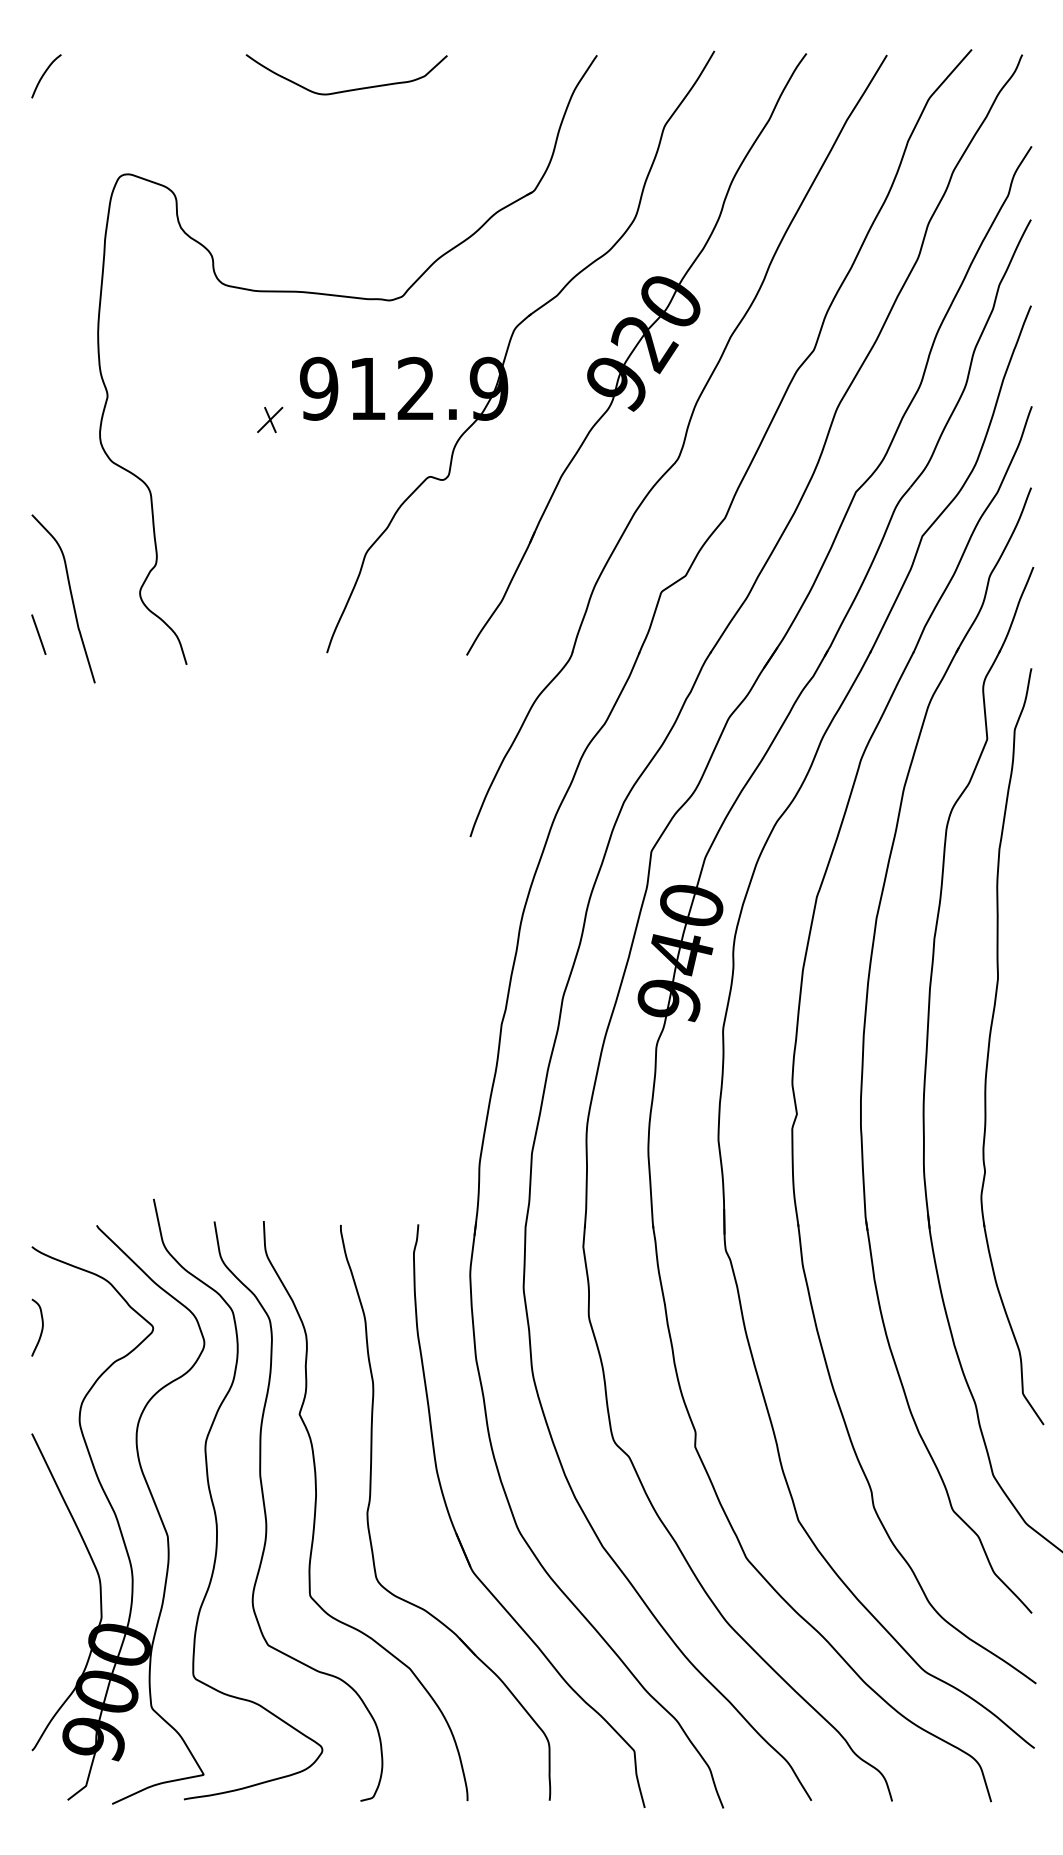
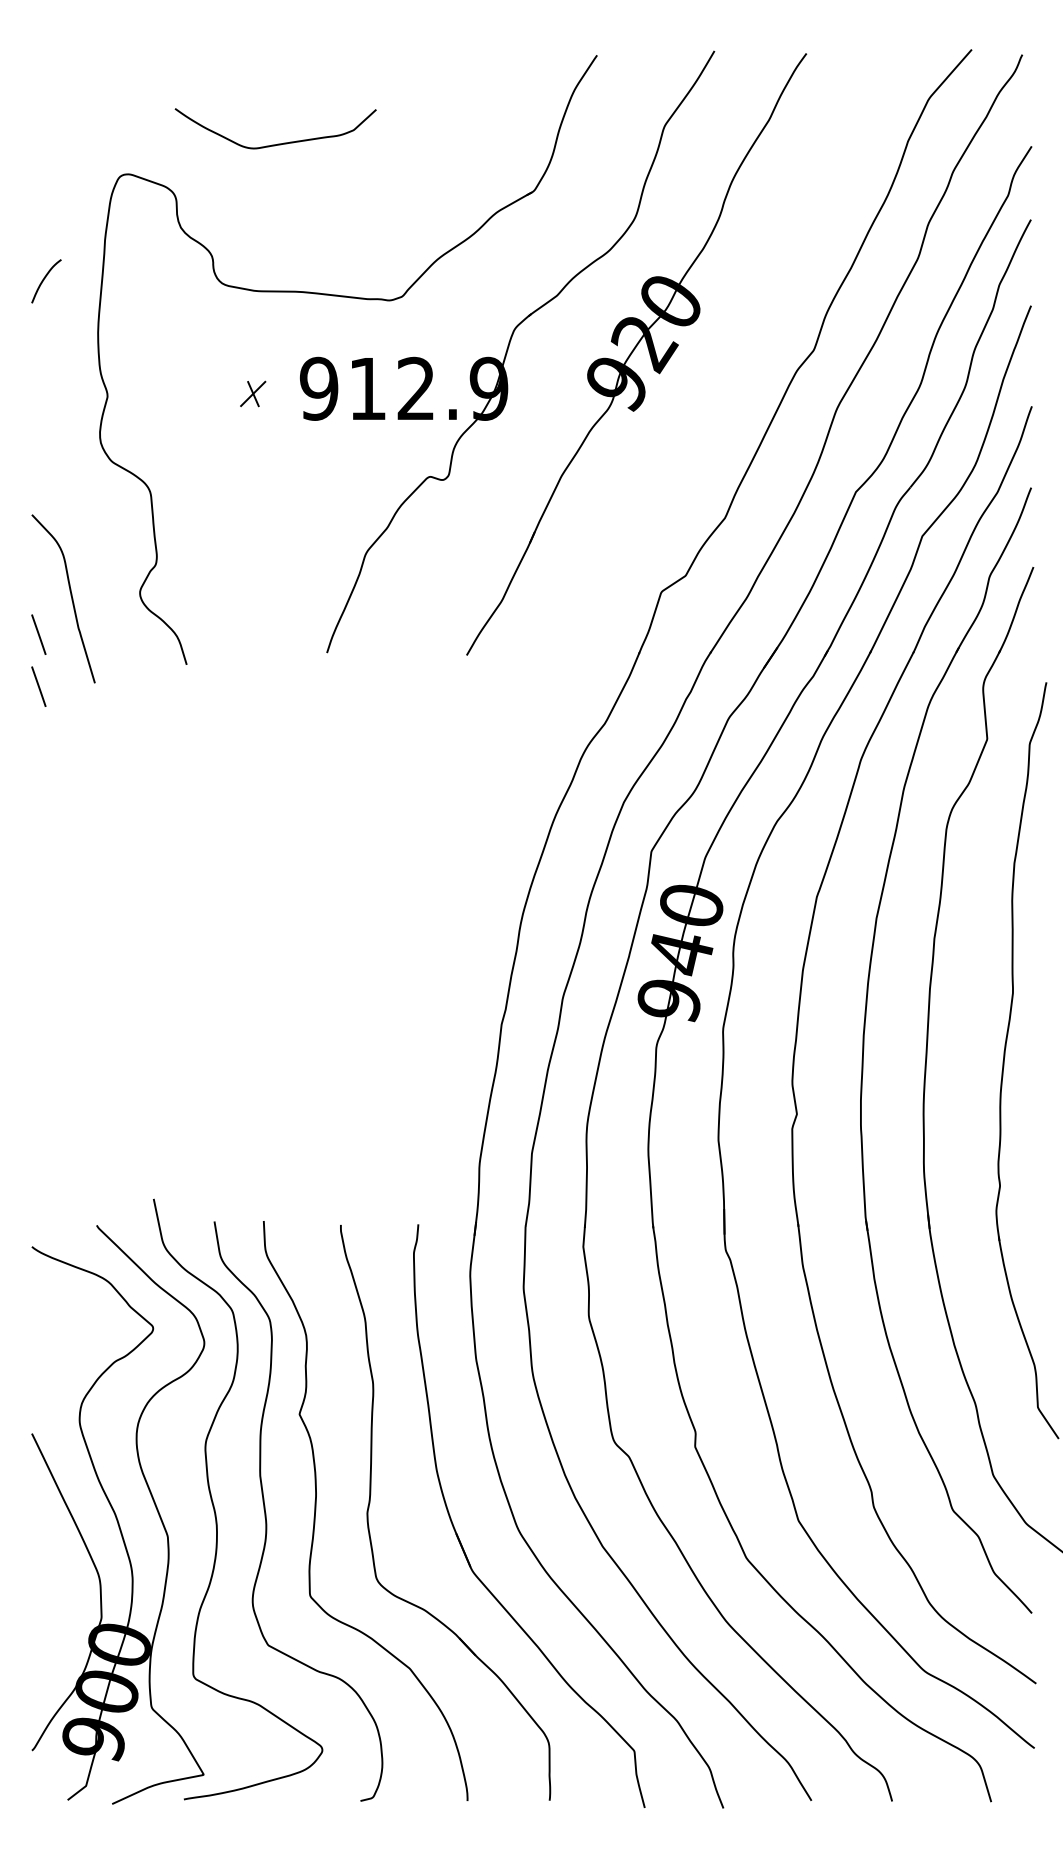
curve position: (44, 75) -> (44, 280) (44, 280)
curve position: (348, 89) -> (277, 143) (277, 143)
part position: (270, 419) -> (253, 393) (253, 393)
part: present -> none (678, 445)
line: none -> present (38, 686)
part position: (990, 1043) -> (1005, 1057) (1005, 1057)
curve: present -> none (41, 1327)
